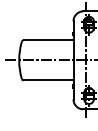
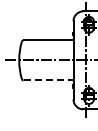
line: solid -> dashed (48, 80)
